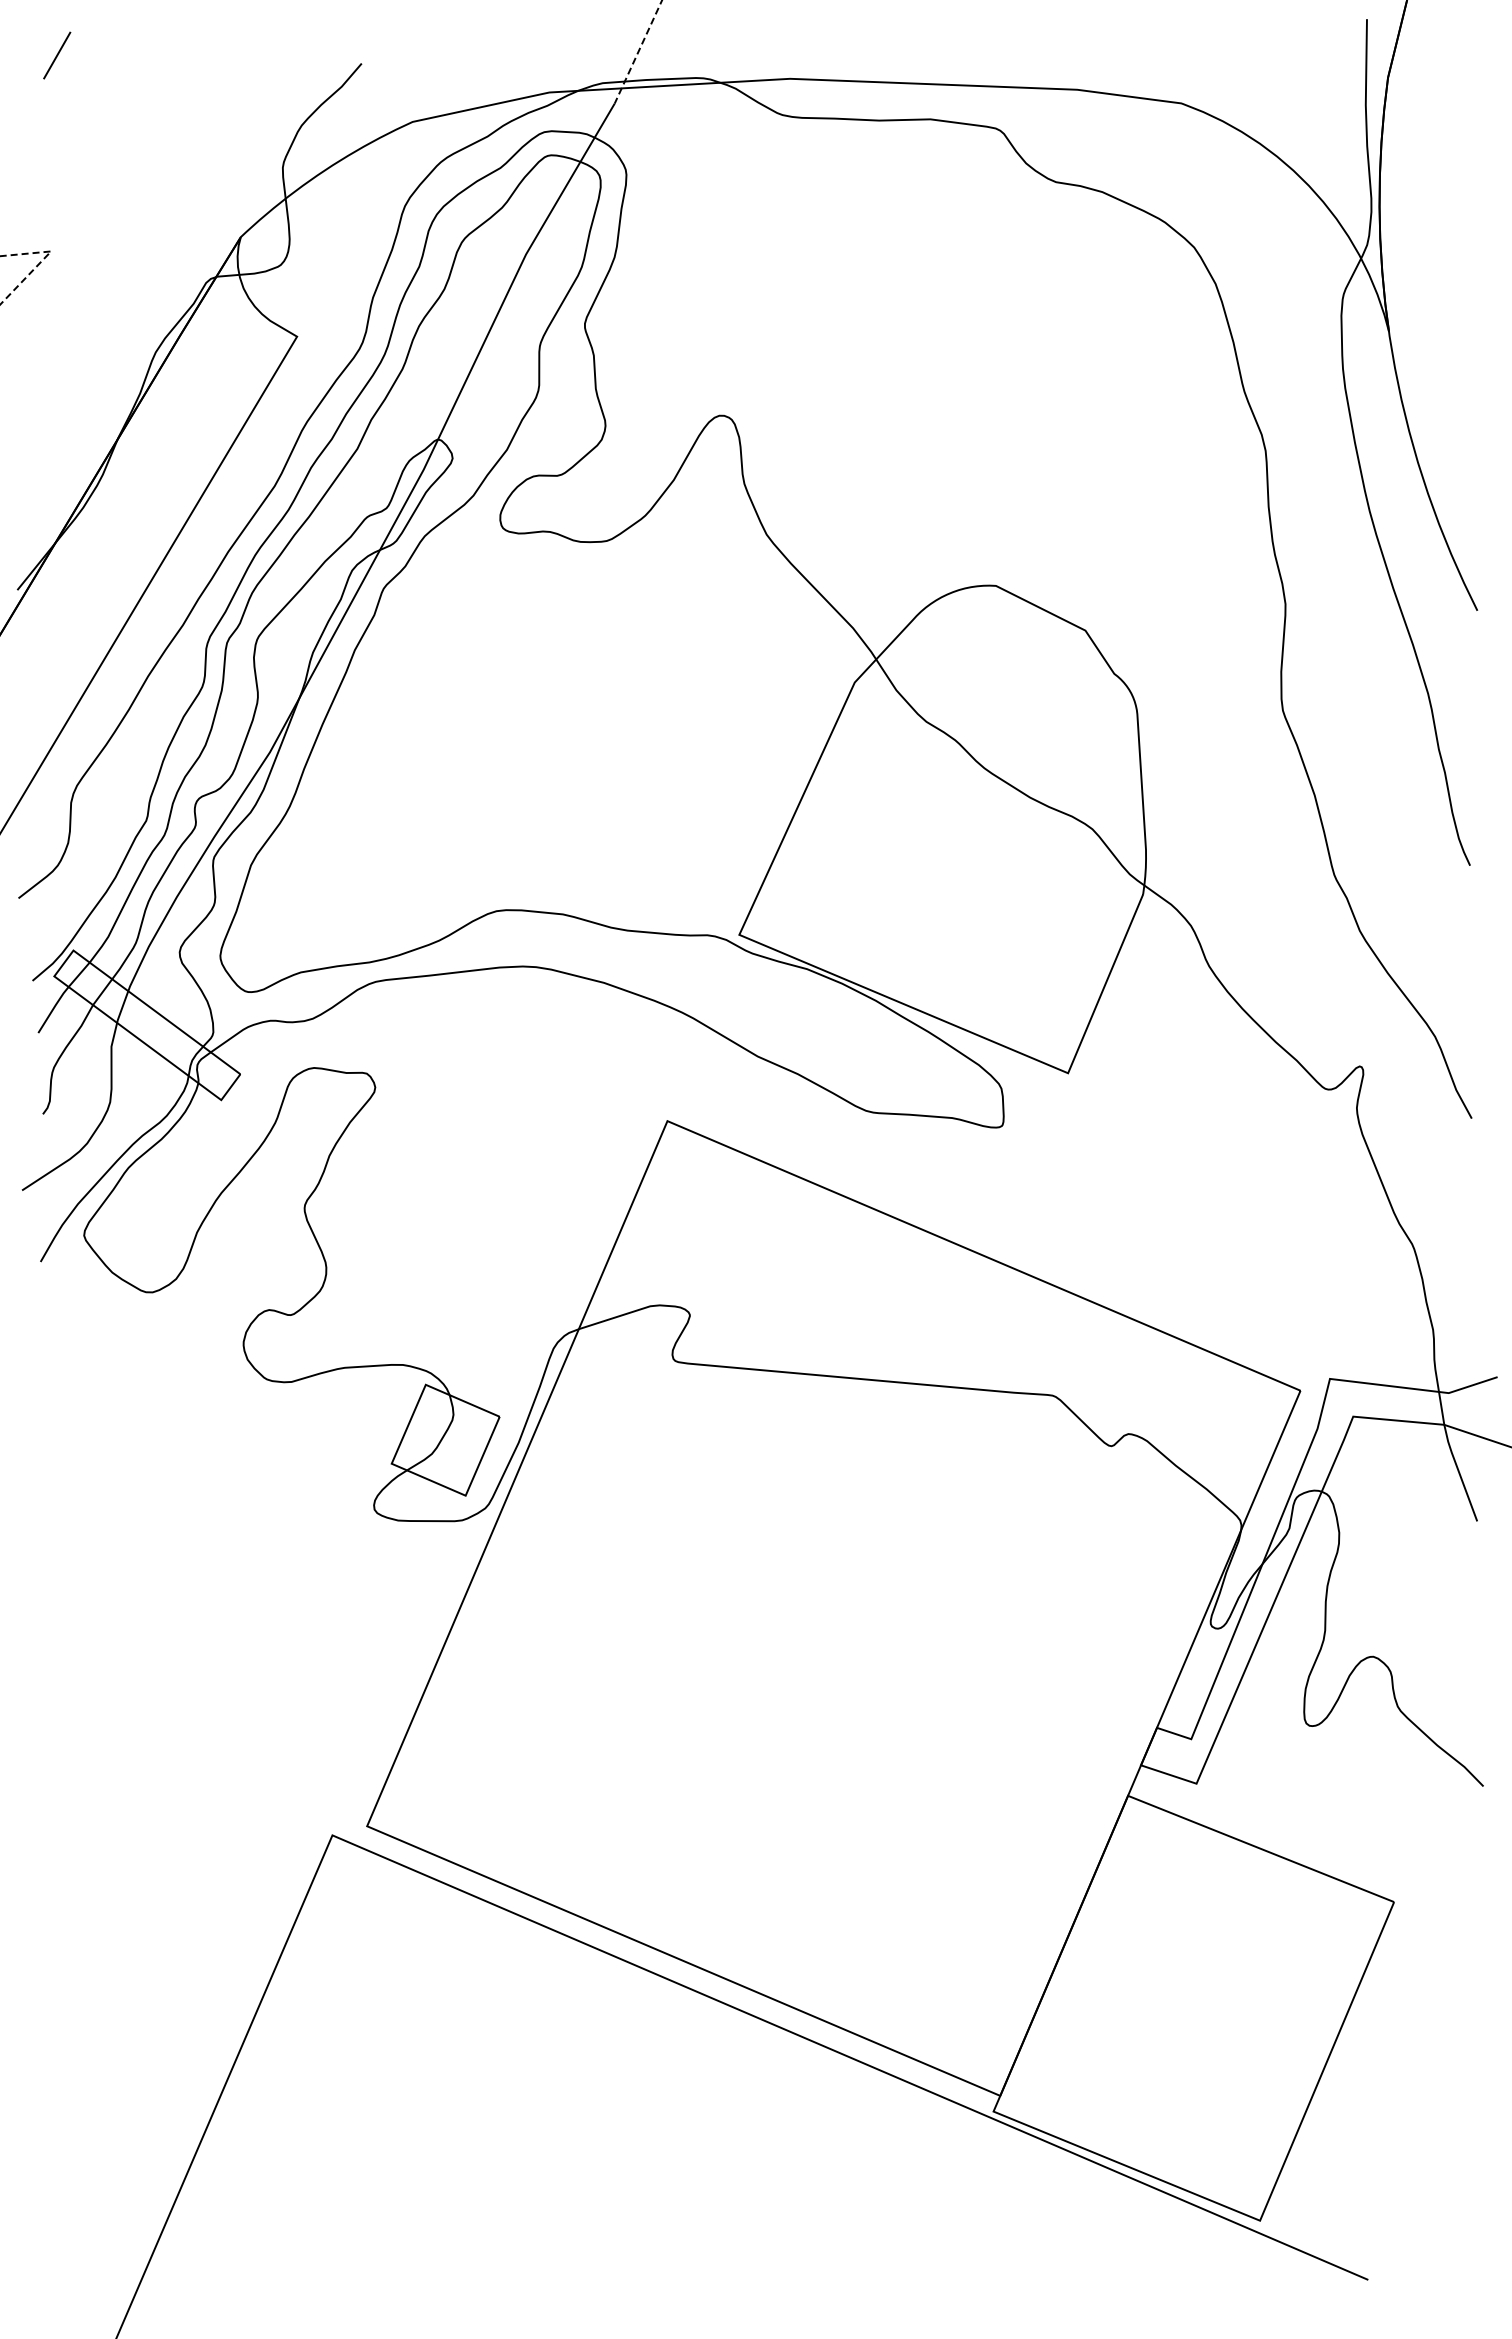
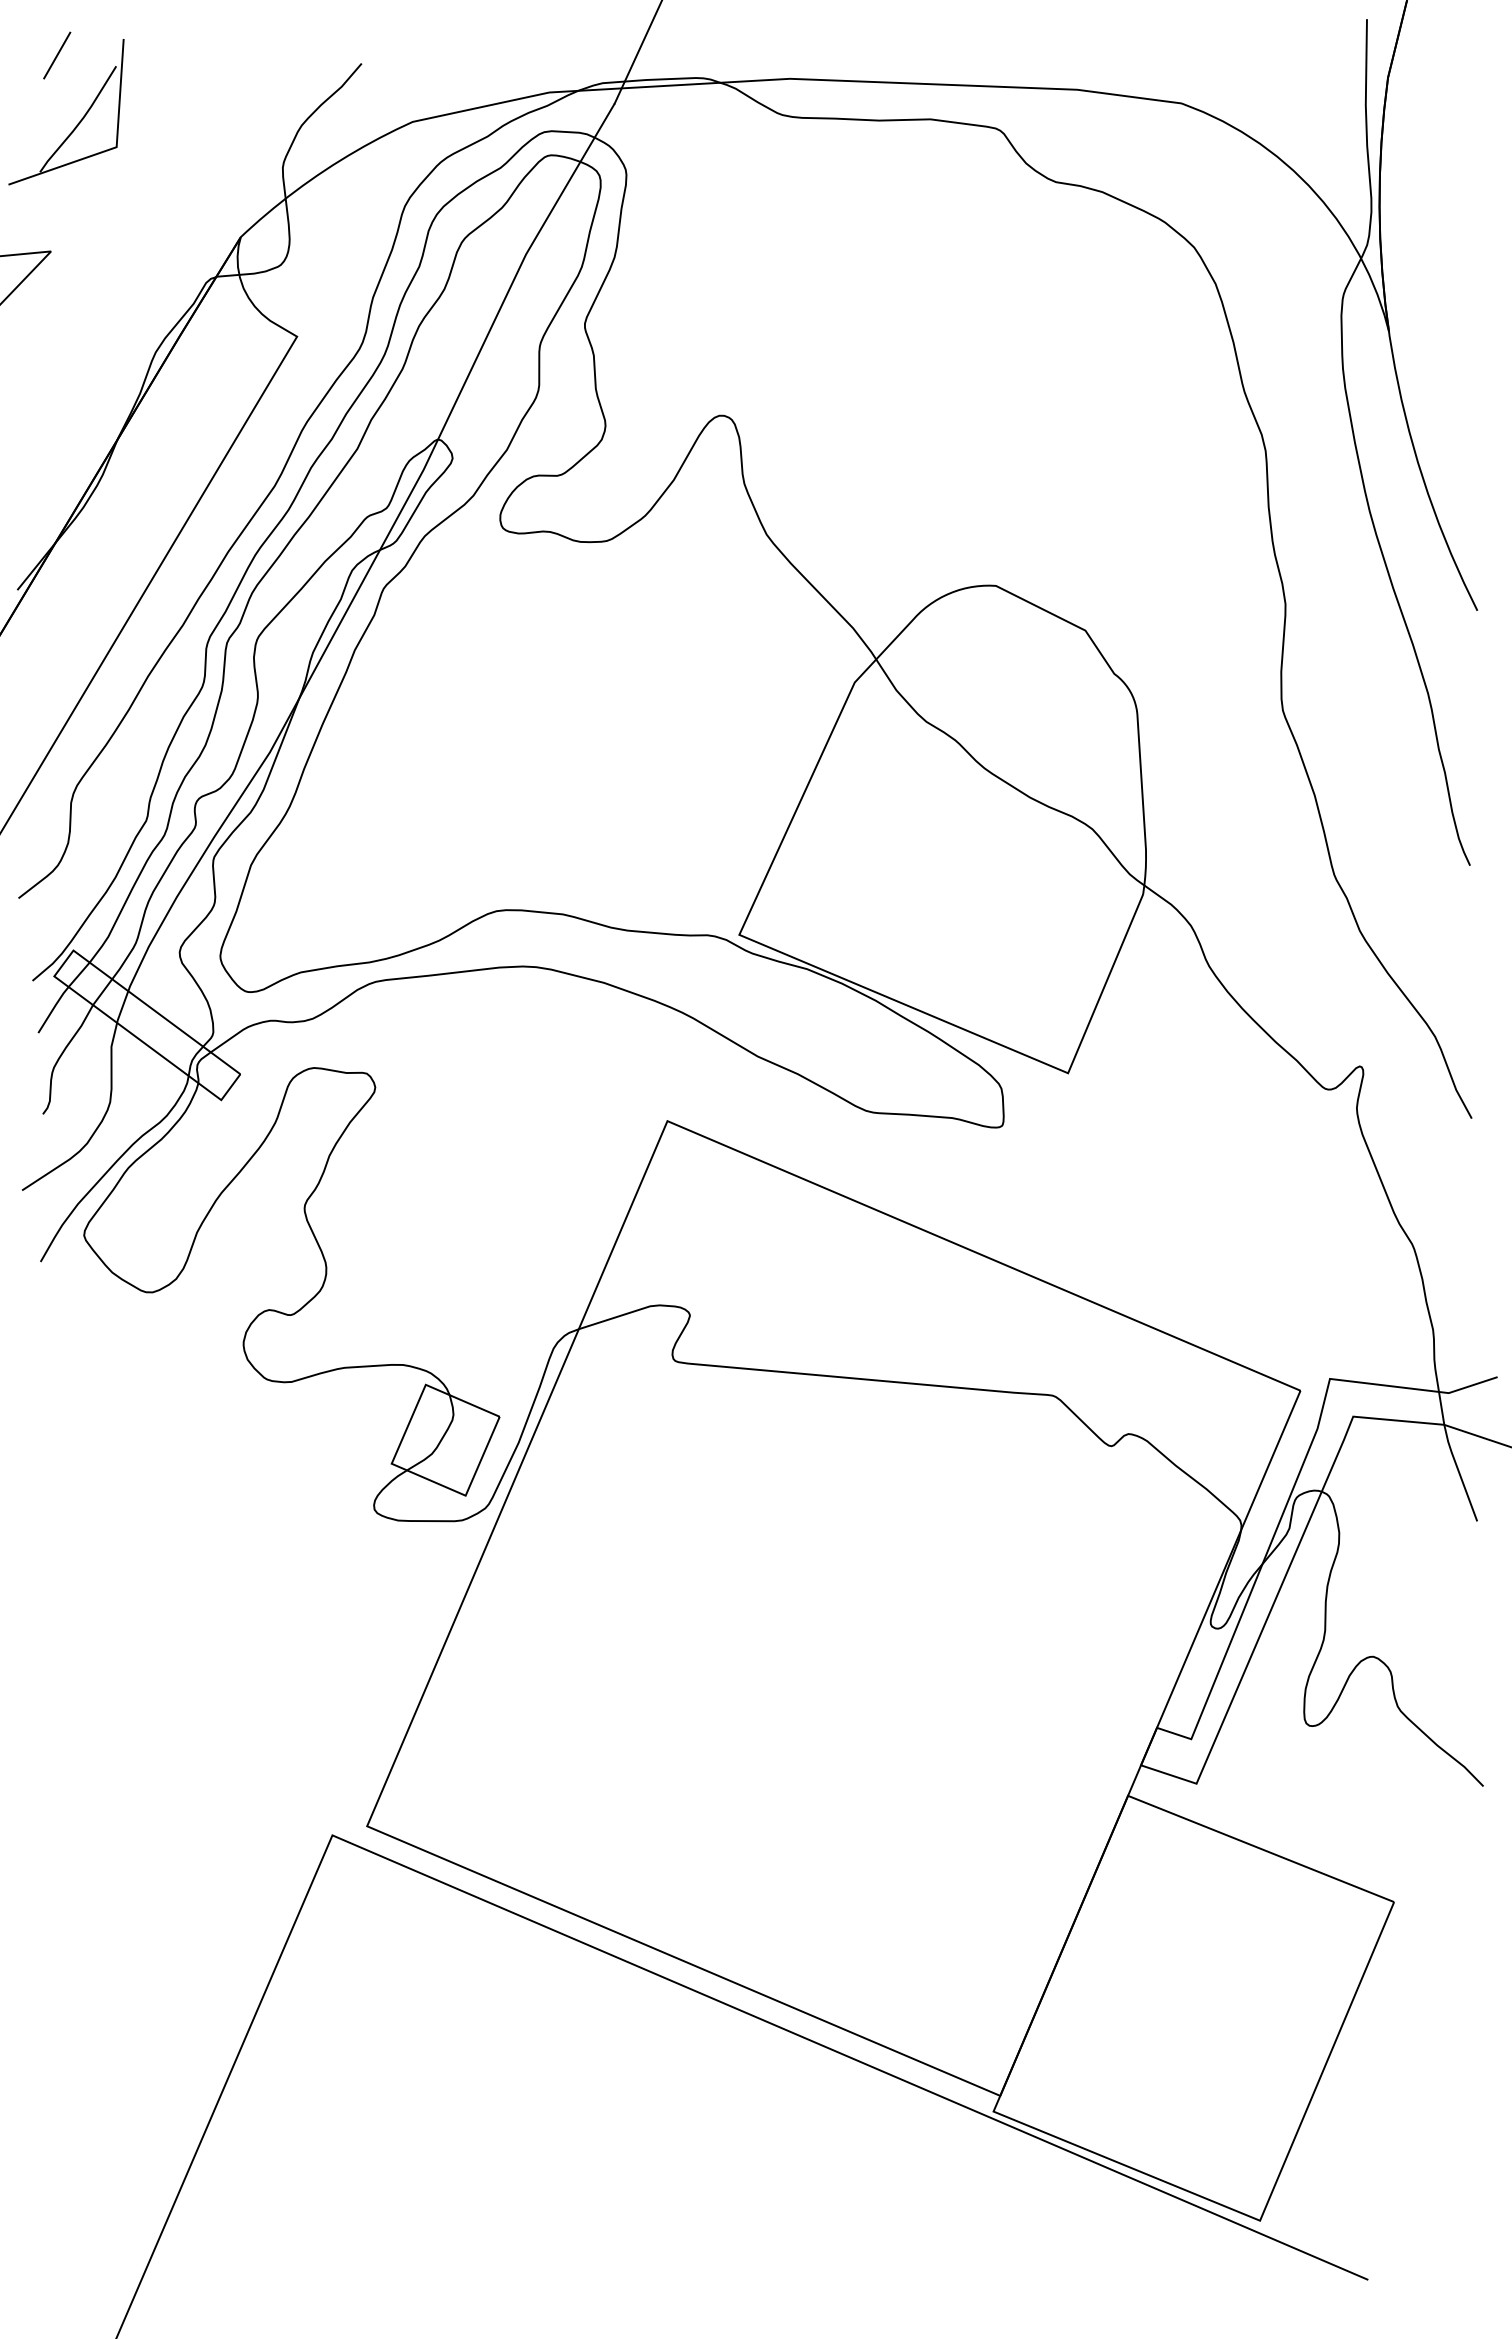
line: dashed -> solid (638, 52)
part: none -> present (77, 123)
line: dashed -> solid (43, 259)
